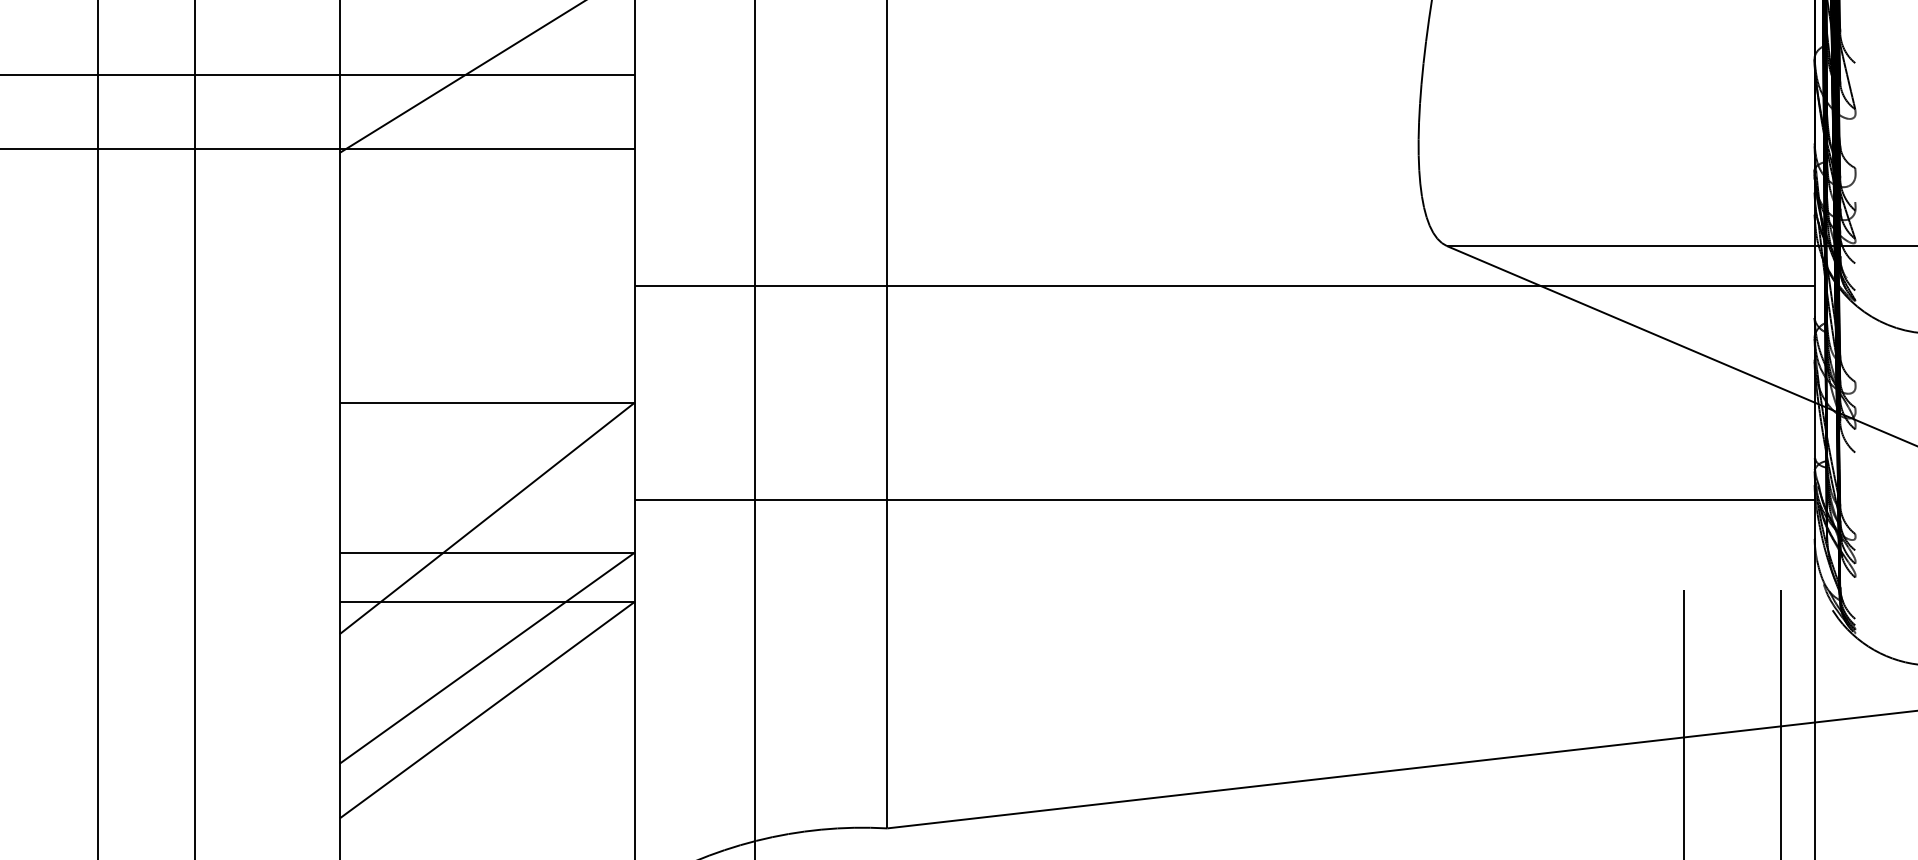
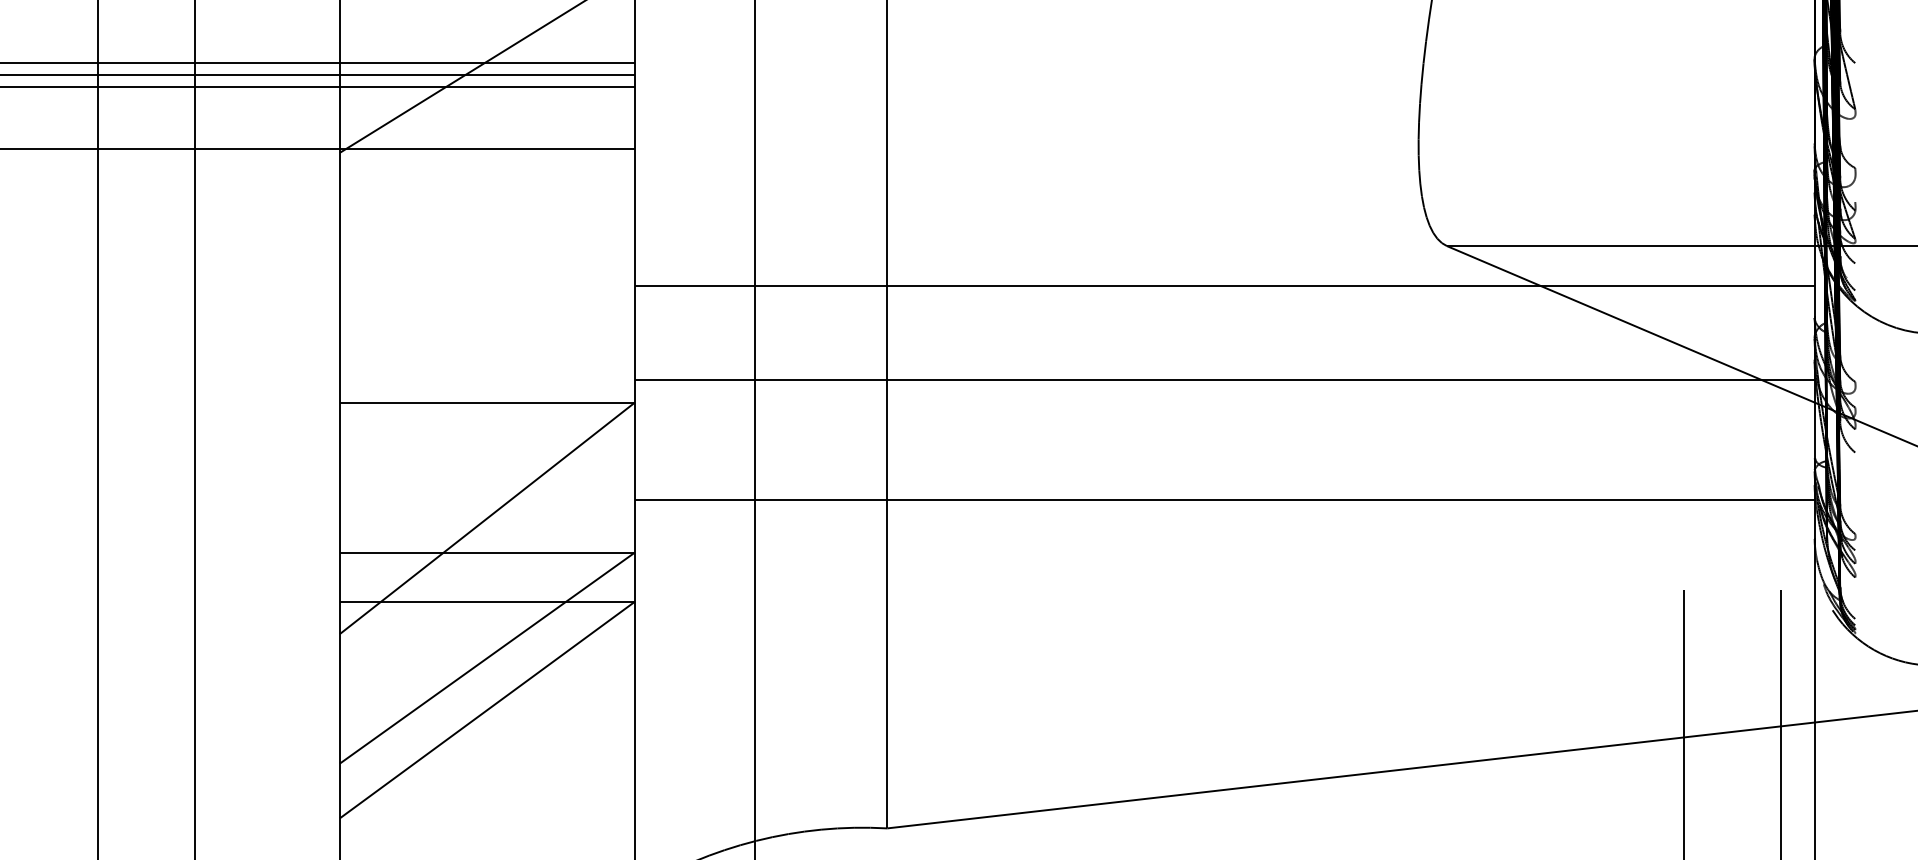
line: none -> present (318, 62)
line: none -> present (318, 87)
line: none -> present (1224, 379)
